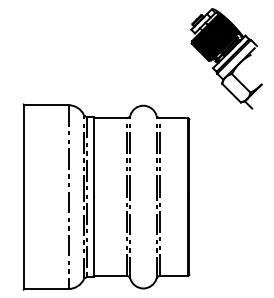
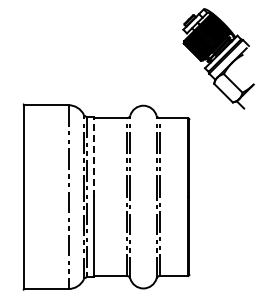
part position: (226, 58) -> (218, 58) (218, 58)
line: solid -> dashed (94, 156)
